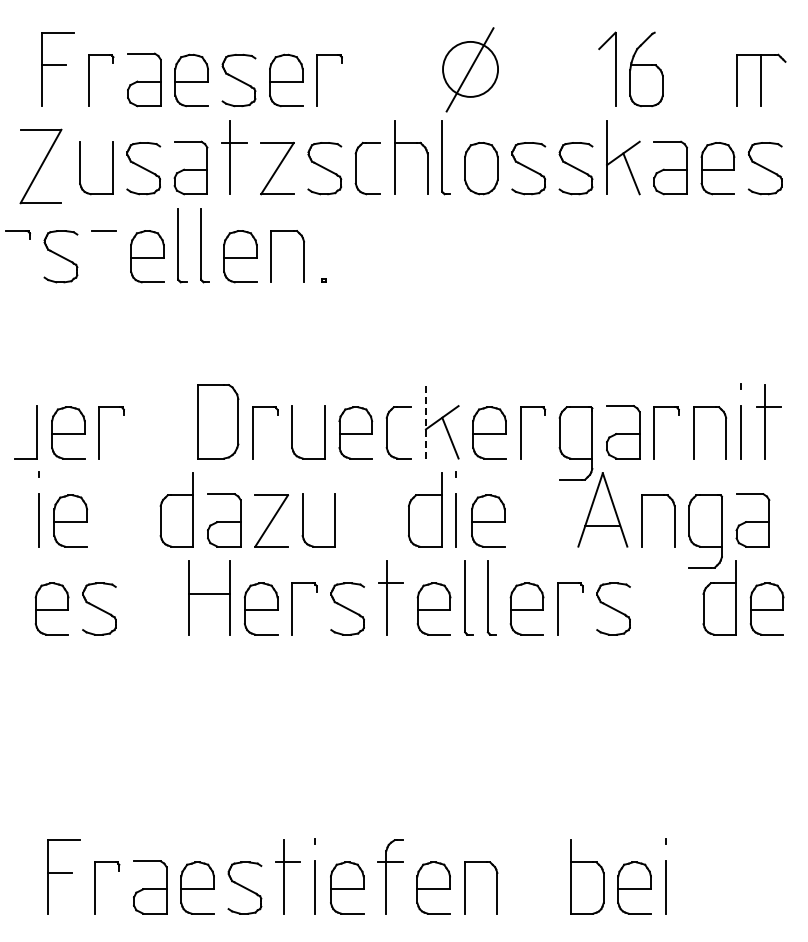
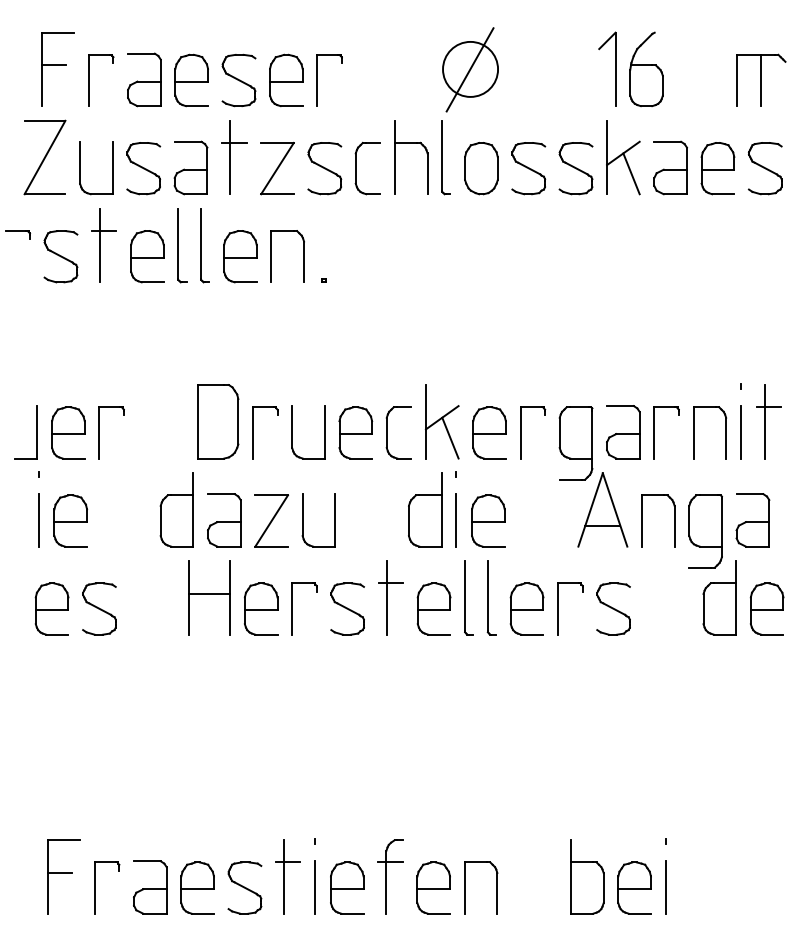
part position: (40, 166) -> (44, 157) (44, 157)
line: none -> present (100, 245)
line: dashed -> solid (425, 421)
